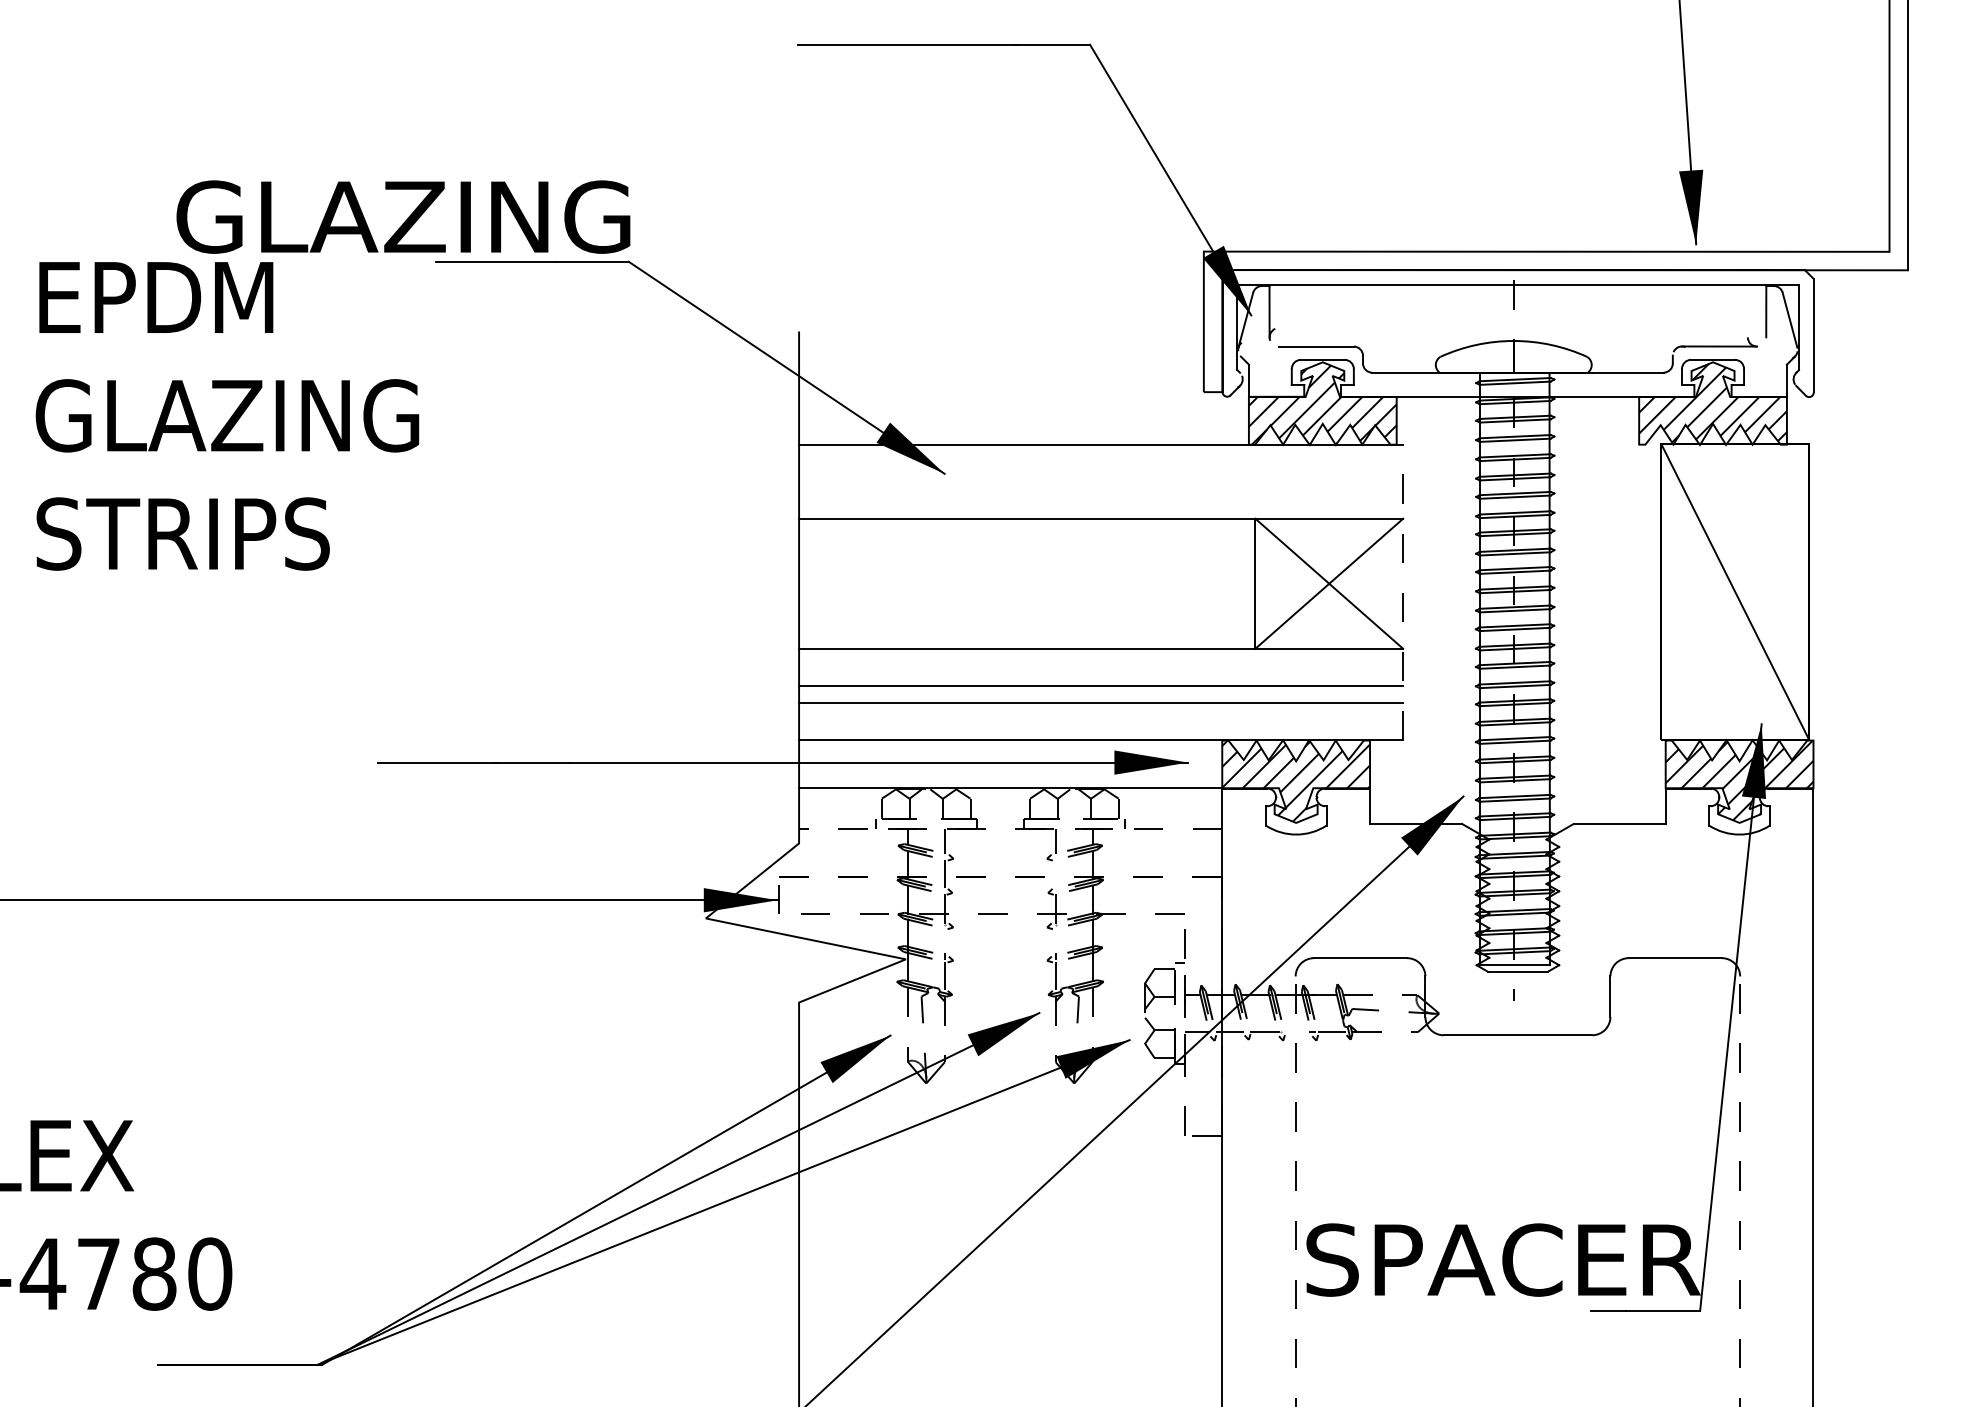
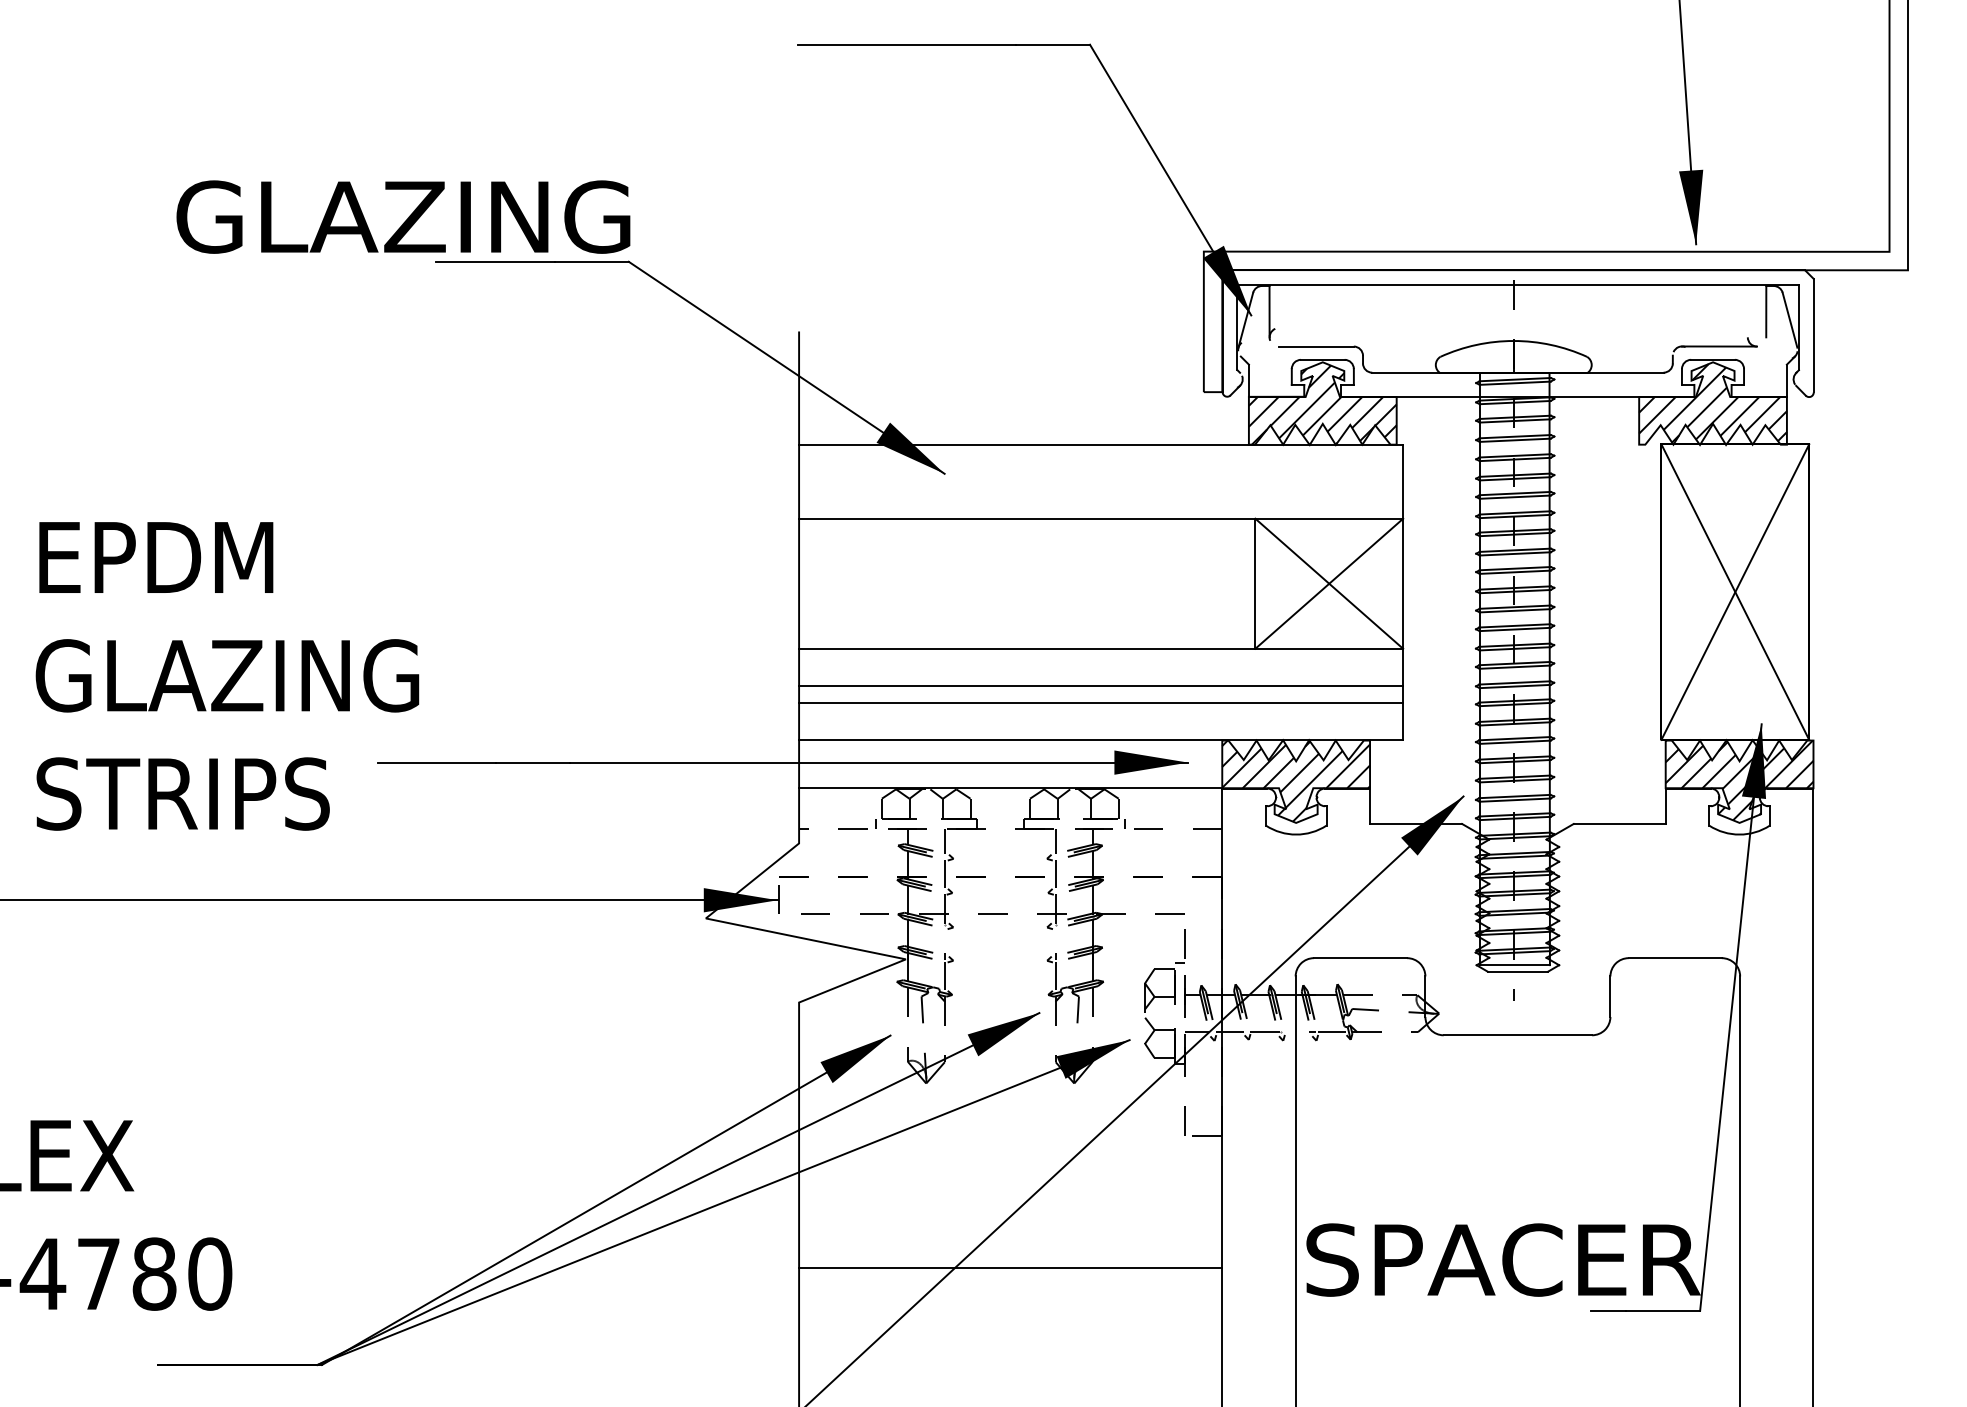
text position: (227, 416) -> (227, 676) (227, 676)
line: none -> present (1735, 591)
line: dashed -> solid (1403, 592)
line: none -> present (1055, 873)
line: dashed -> solid (1295, 1191)
line: dashed -> solid (1740, 1191)
line: none -> present (1010, 1268)
